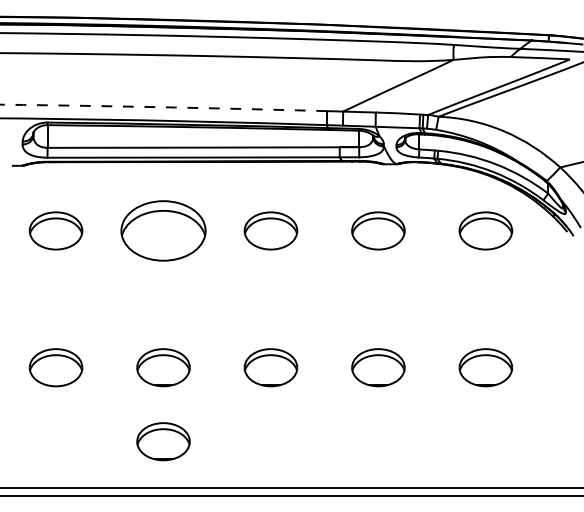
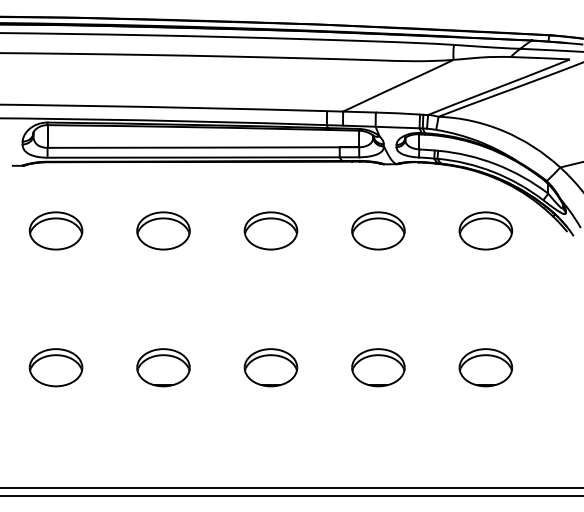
arc: dashed -> solid (163, 107)
part size: 87x62 px -> 55x40 px (163, 230)
part: present -> none (163, 441)
